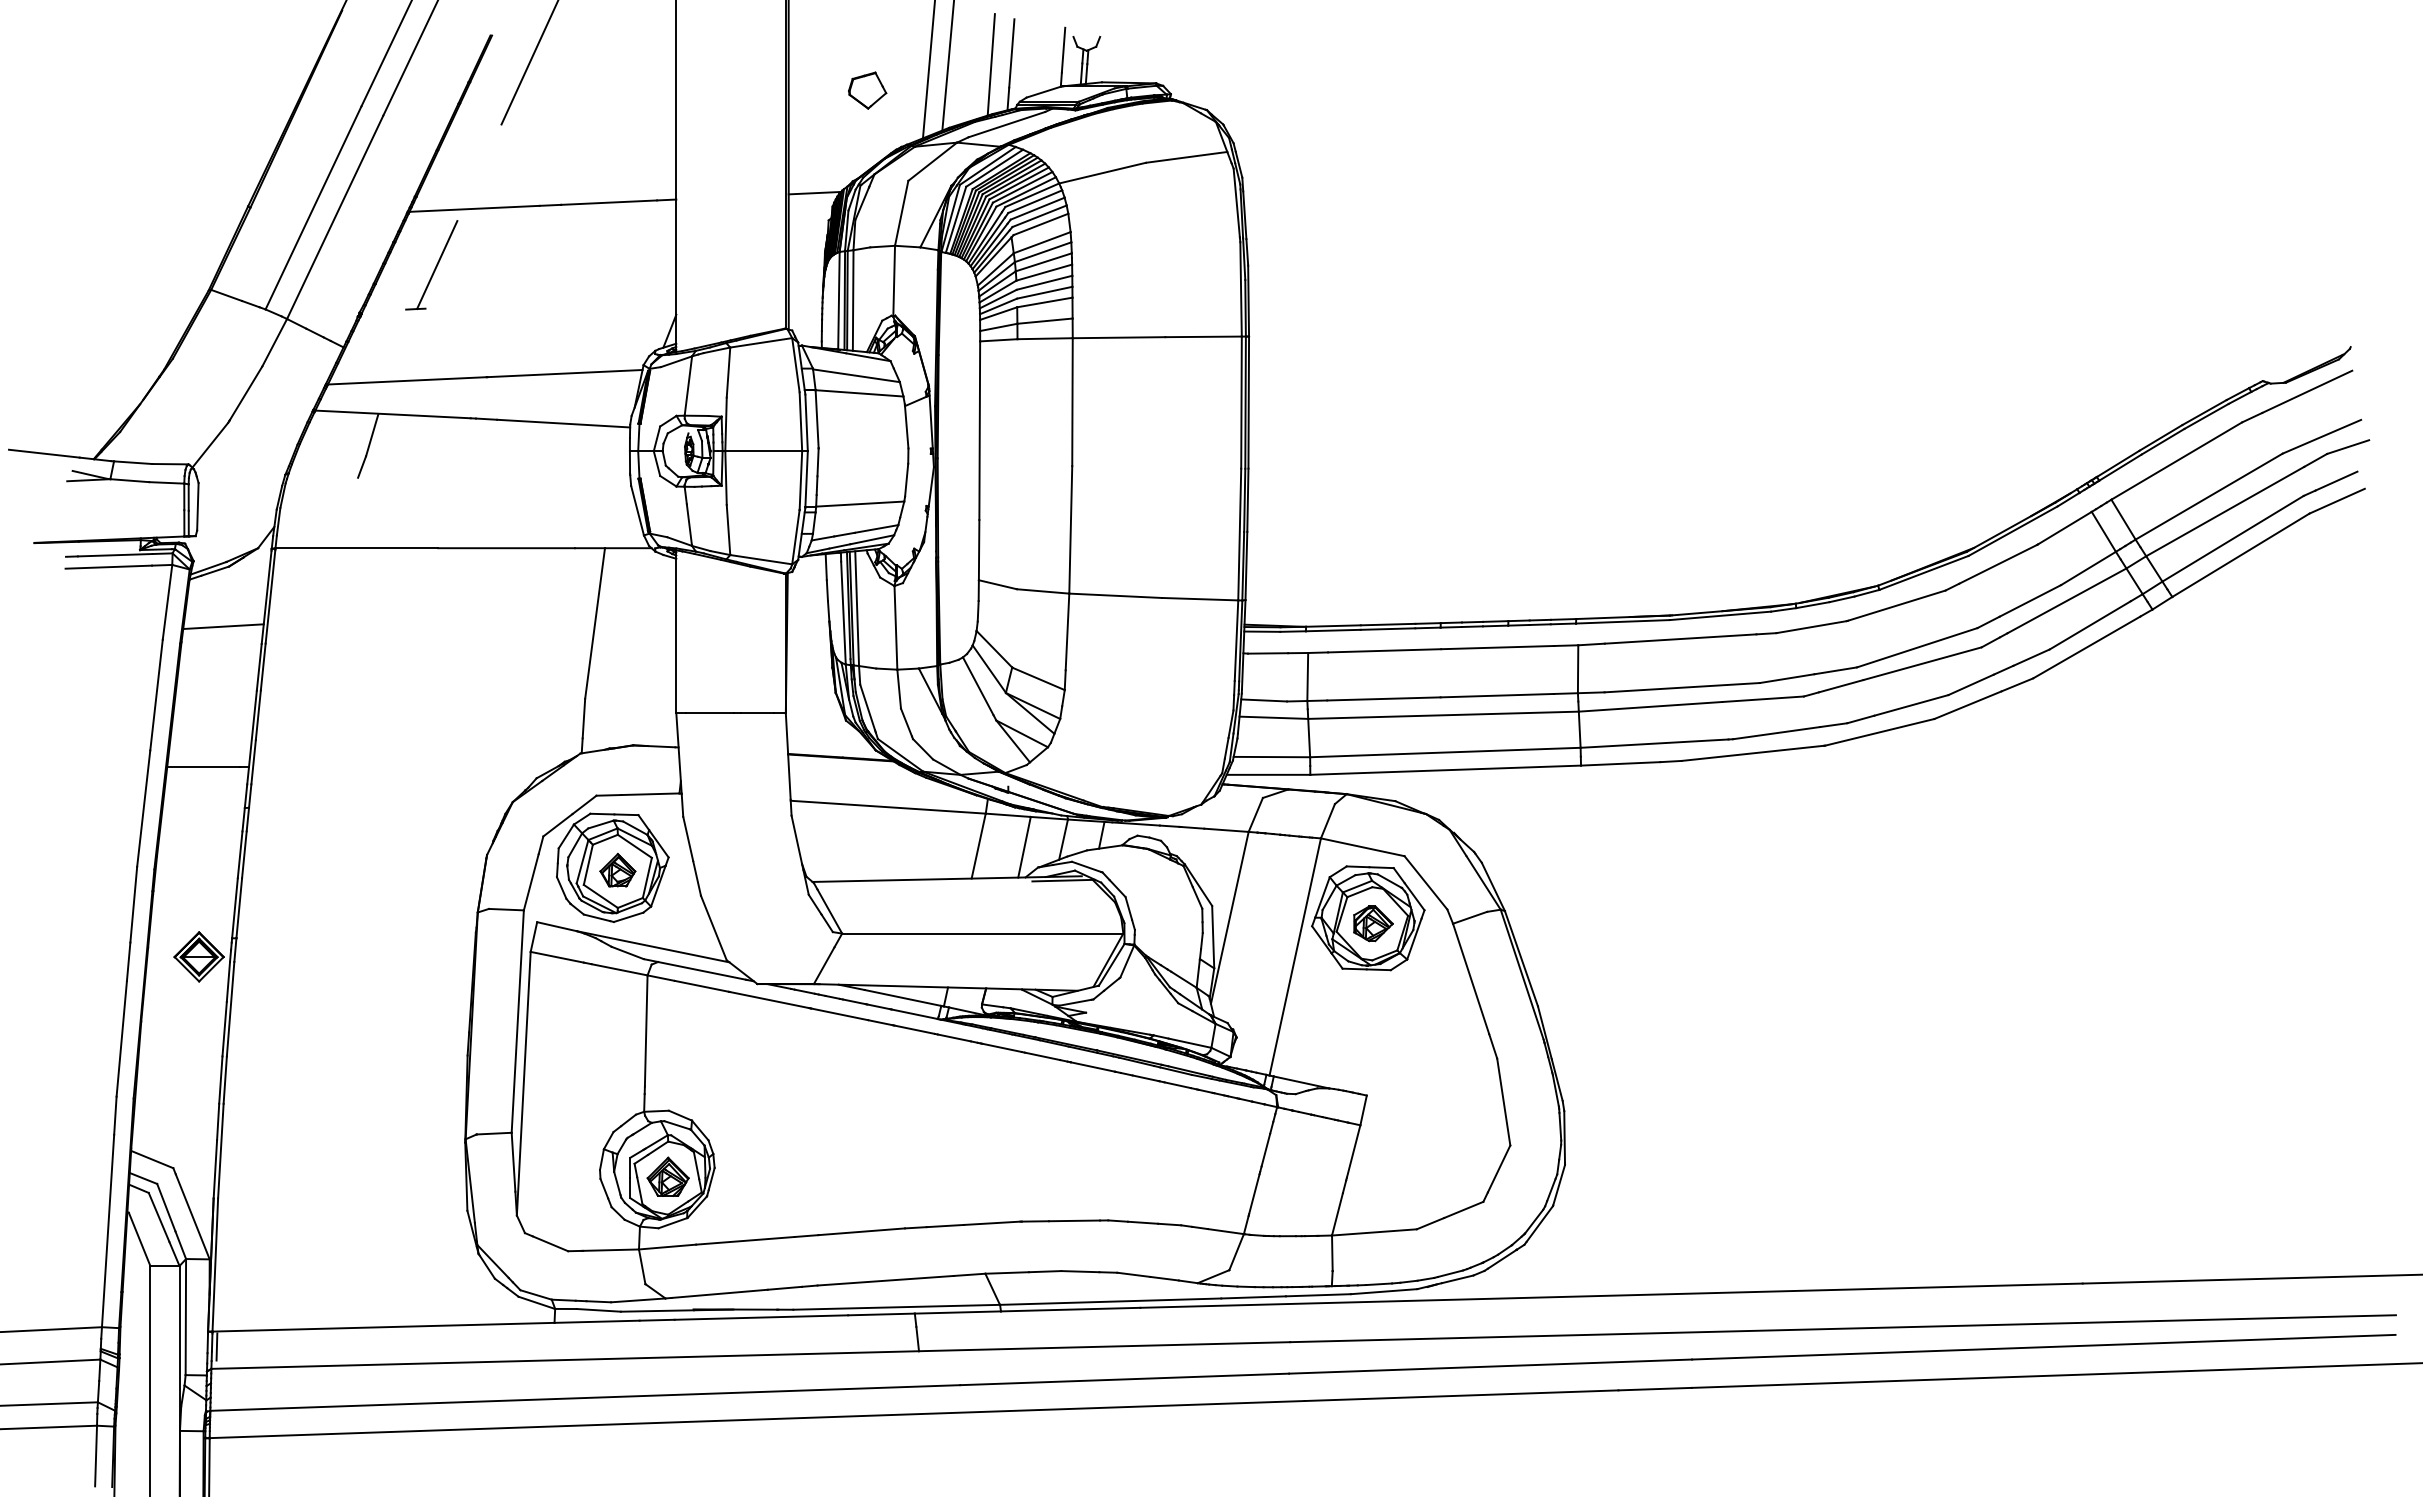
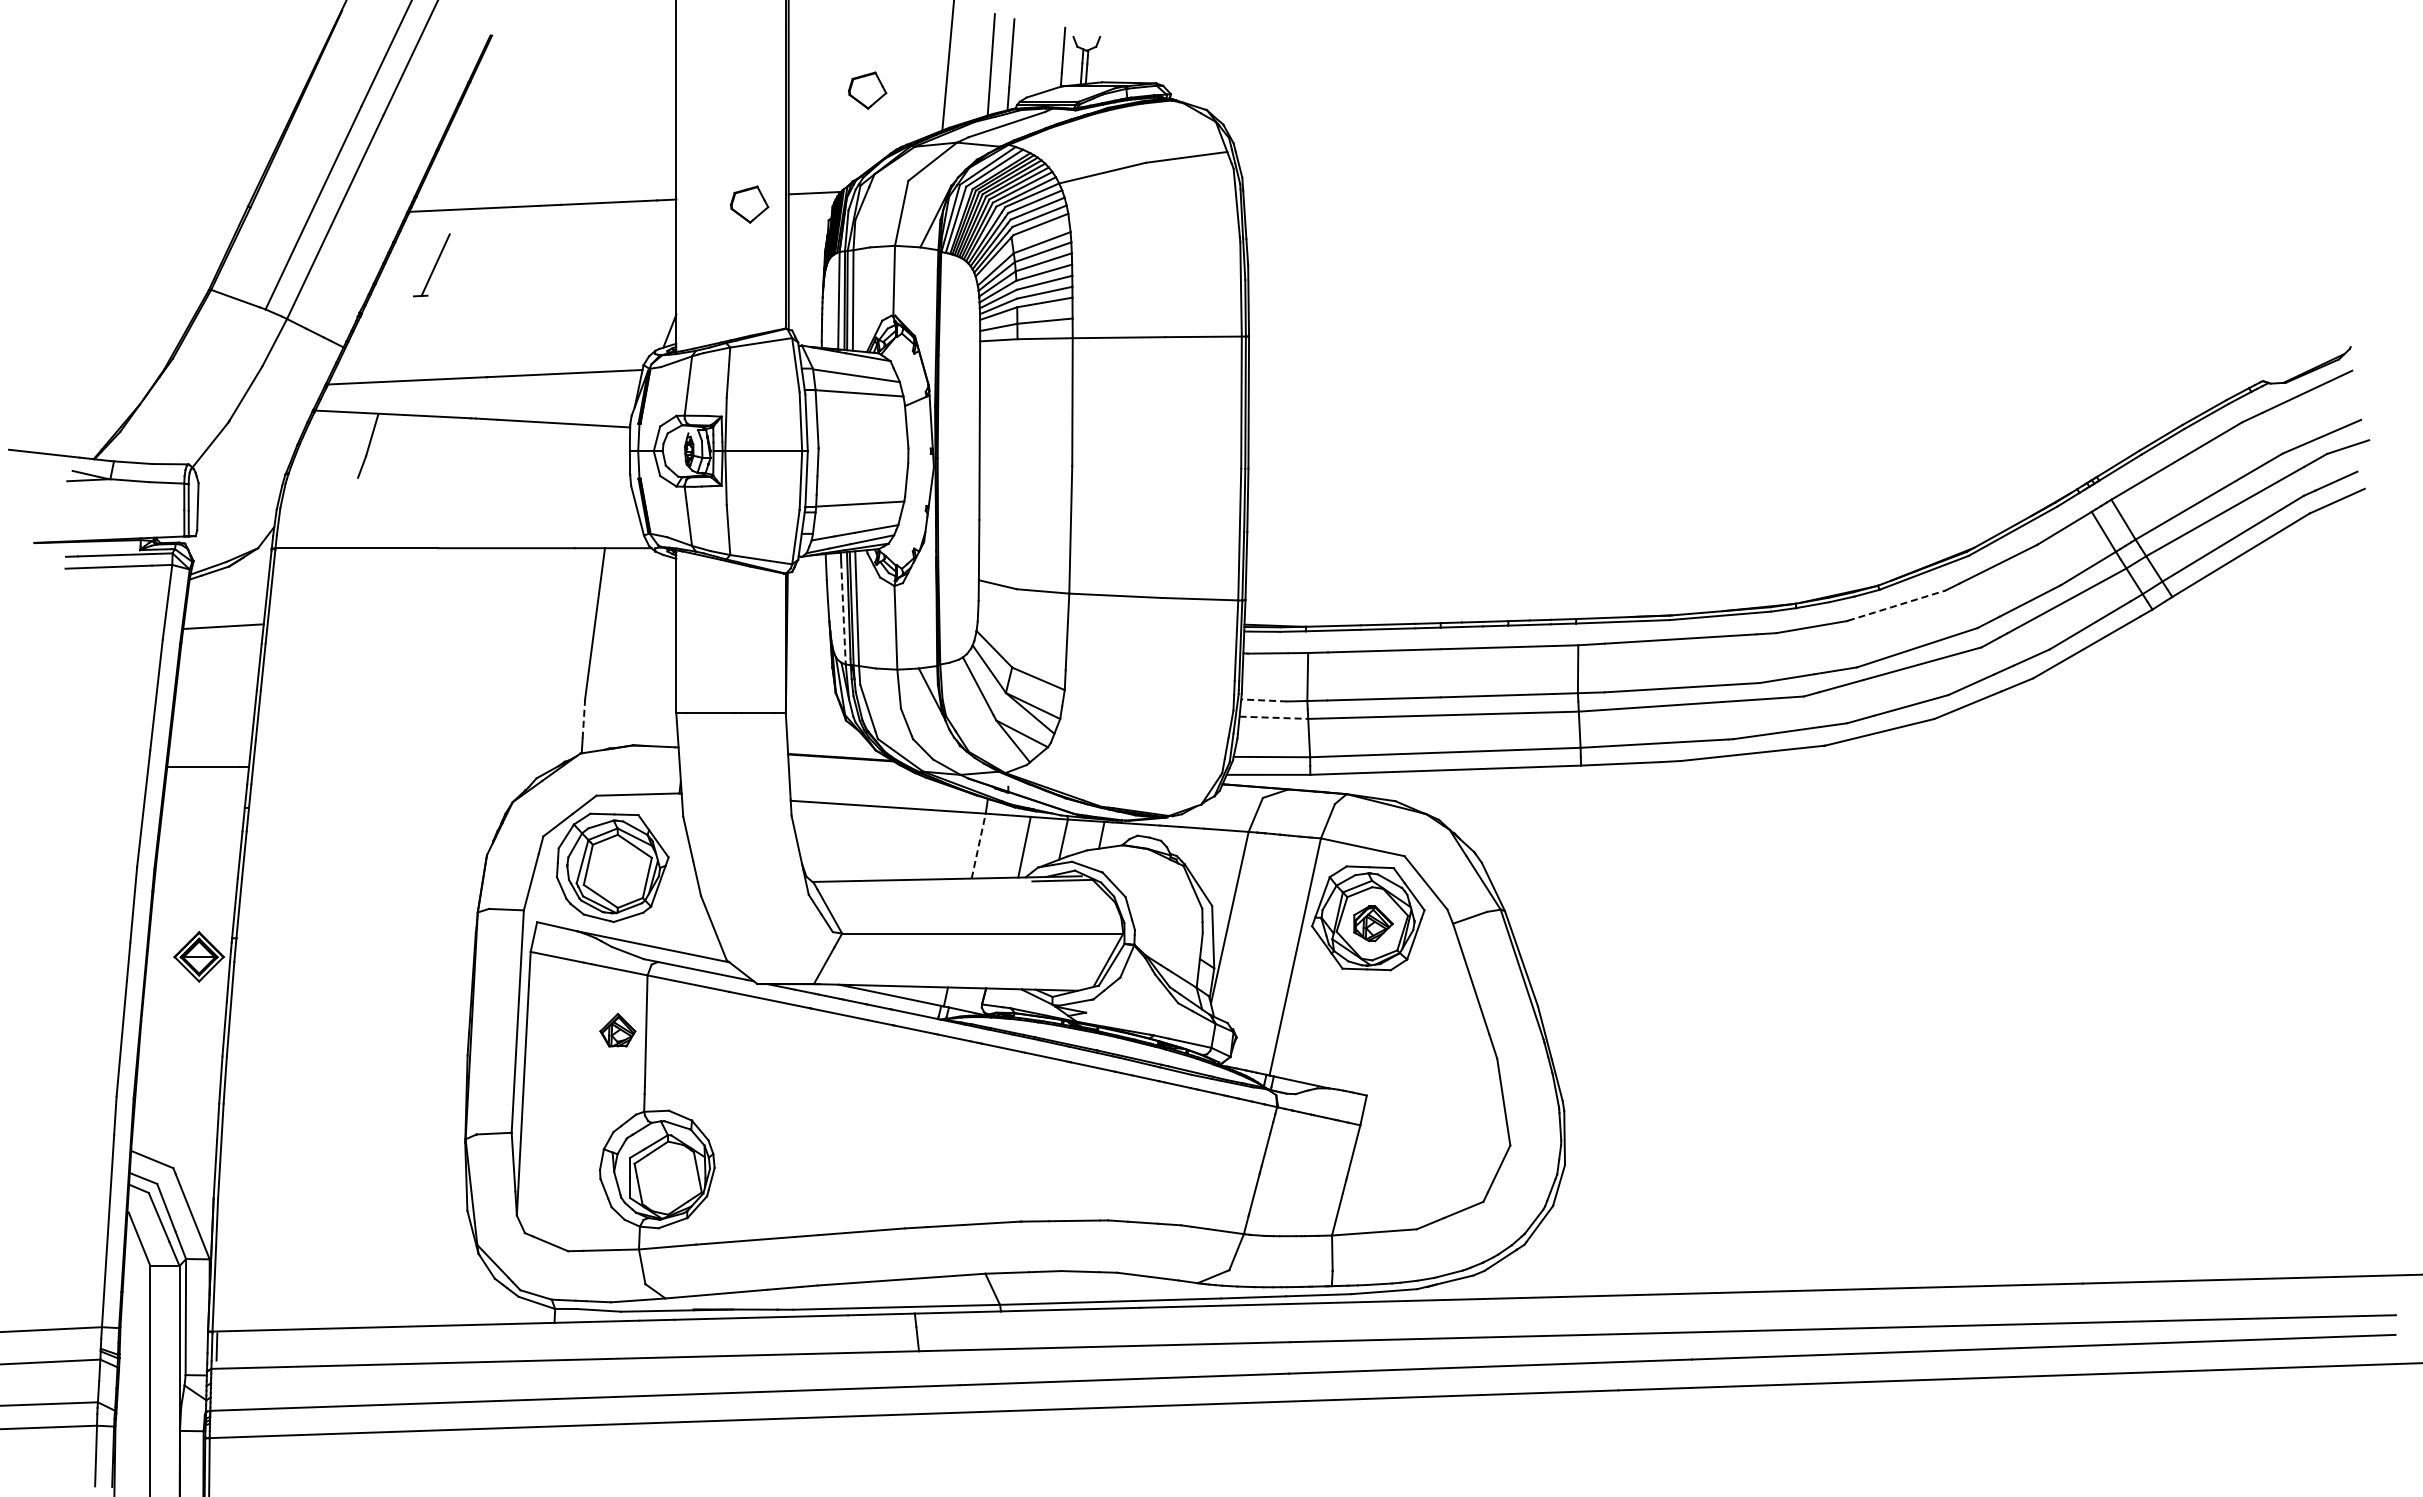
line: present -> none (529, 63)
line: present -> none (928, 70)
part: none -> present (749, 204)
part size: 54x91 px -> 38x65 px (431, 265)
line: solid -> dashed (1897, 605)
line: solid -> dashed (843, 613)
line: solid -> dashed (1264, 700)
line: solid -> dashed (1274, 717)
line: solid -> dashed (583, 718)
line: solid -> dashed (978, 845)
part position: (617, 869) -> (617, 1029) (617, 1029)
part: present -> none (667, 1176)
